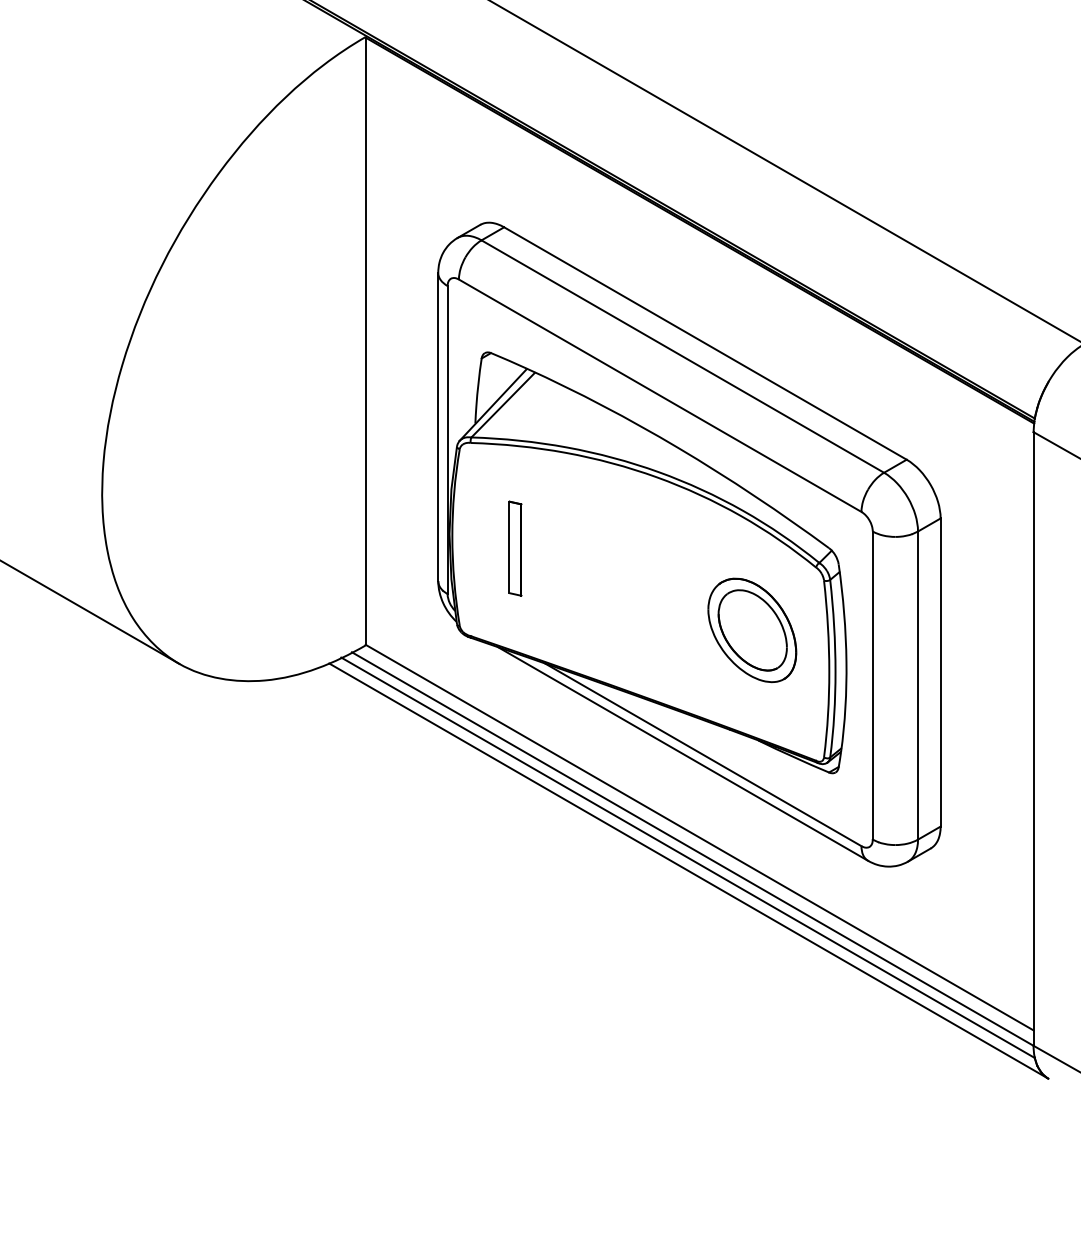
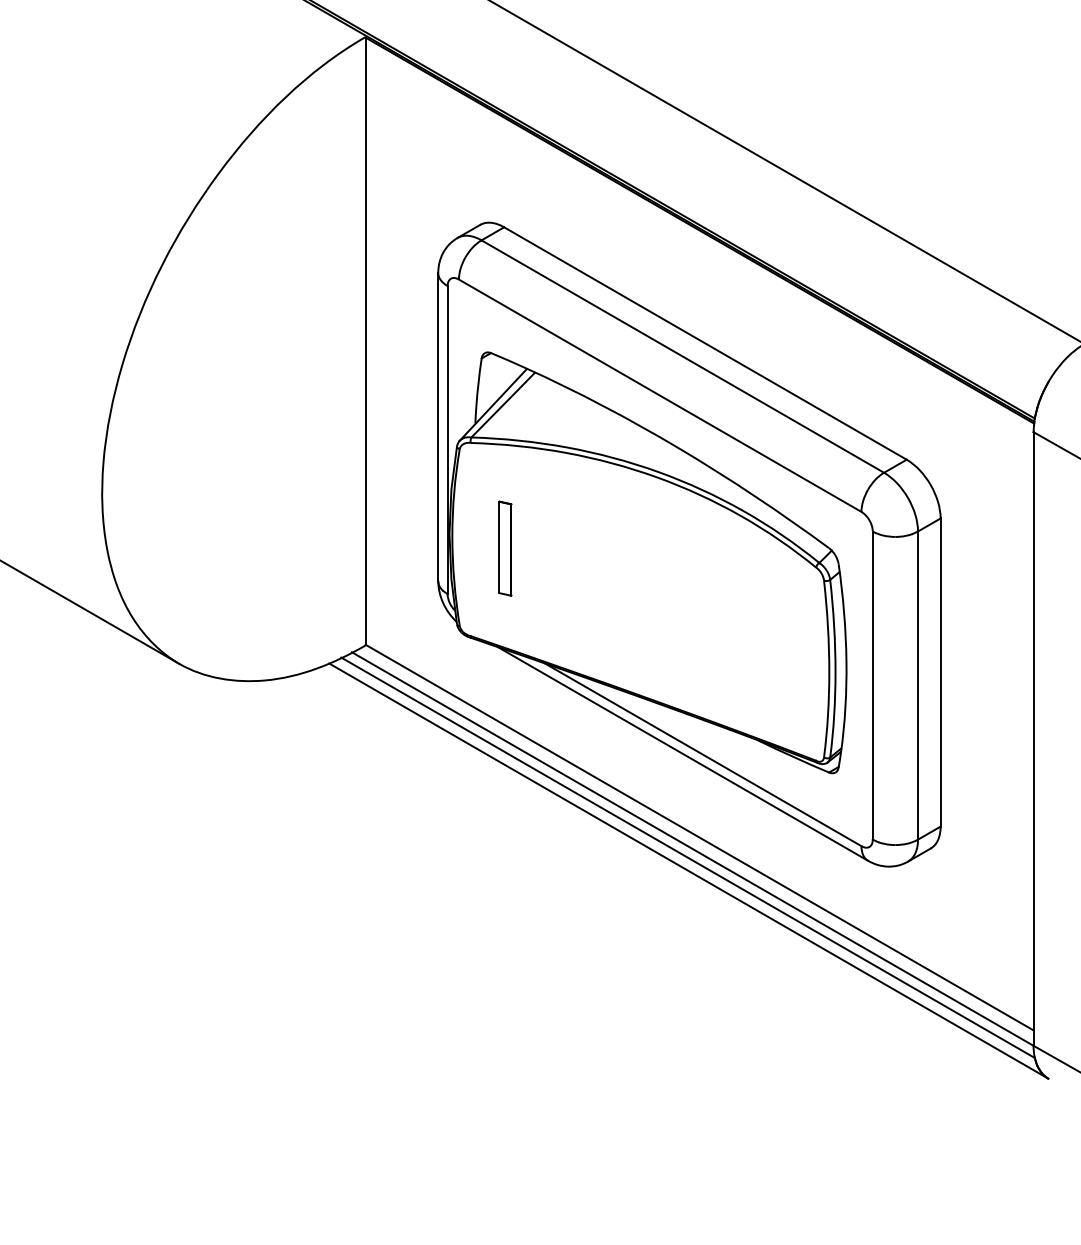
part position: (515, 548) -> (505, 548) (505, 548)
part: present -> none (752, 630)
